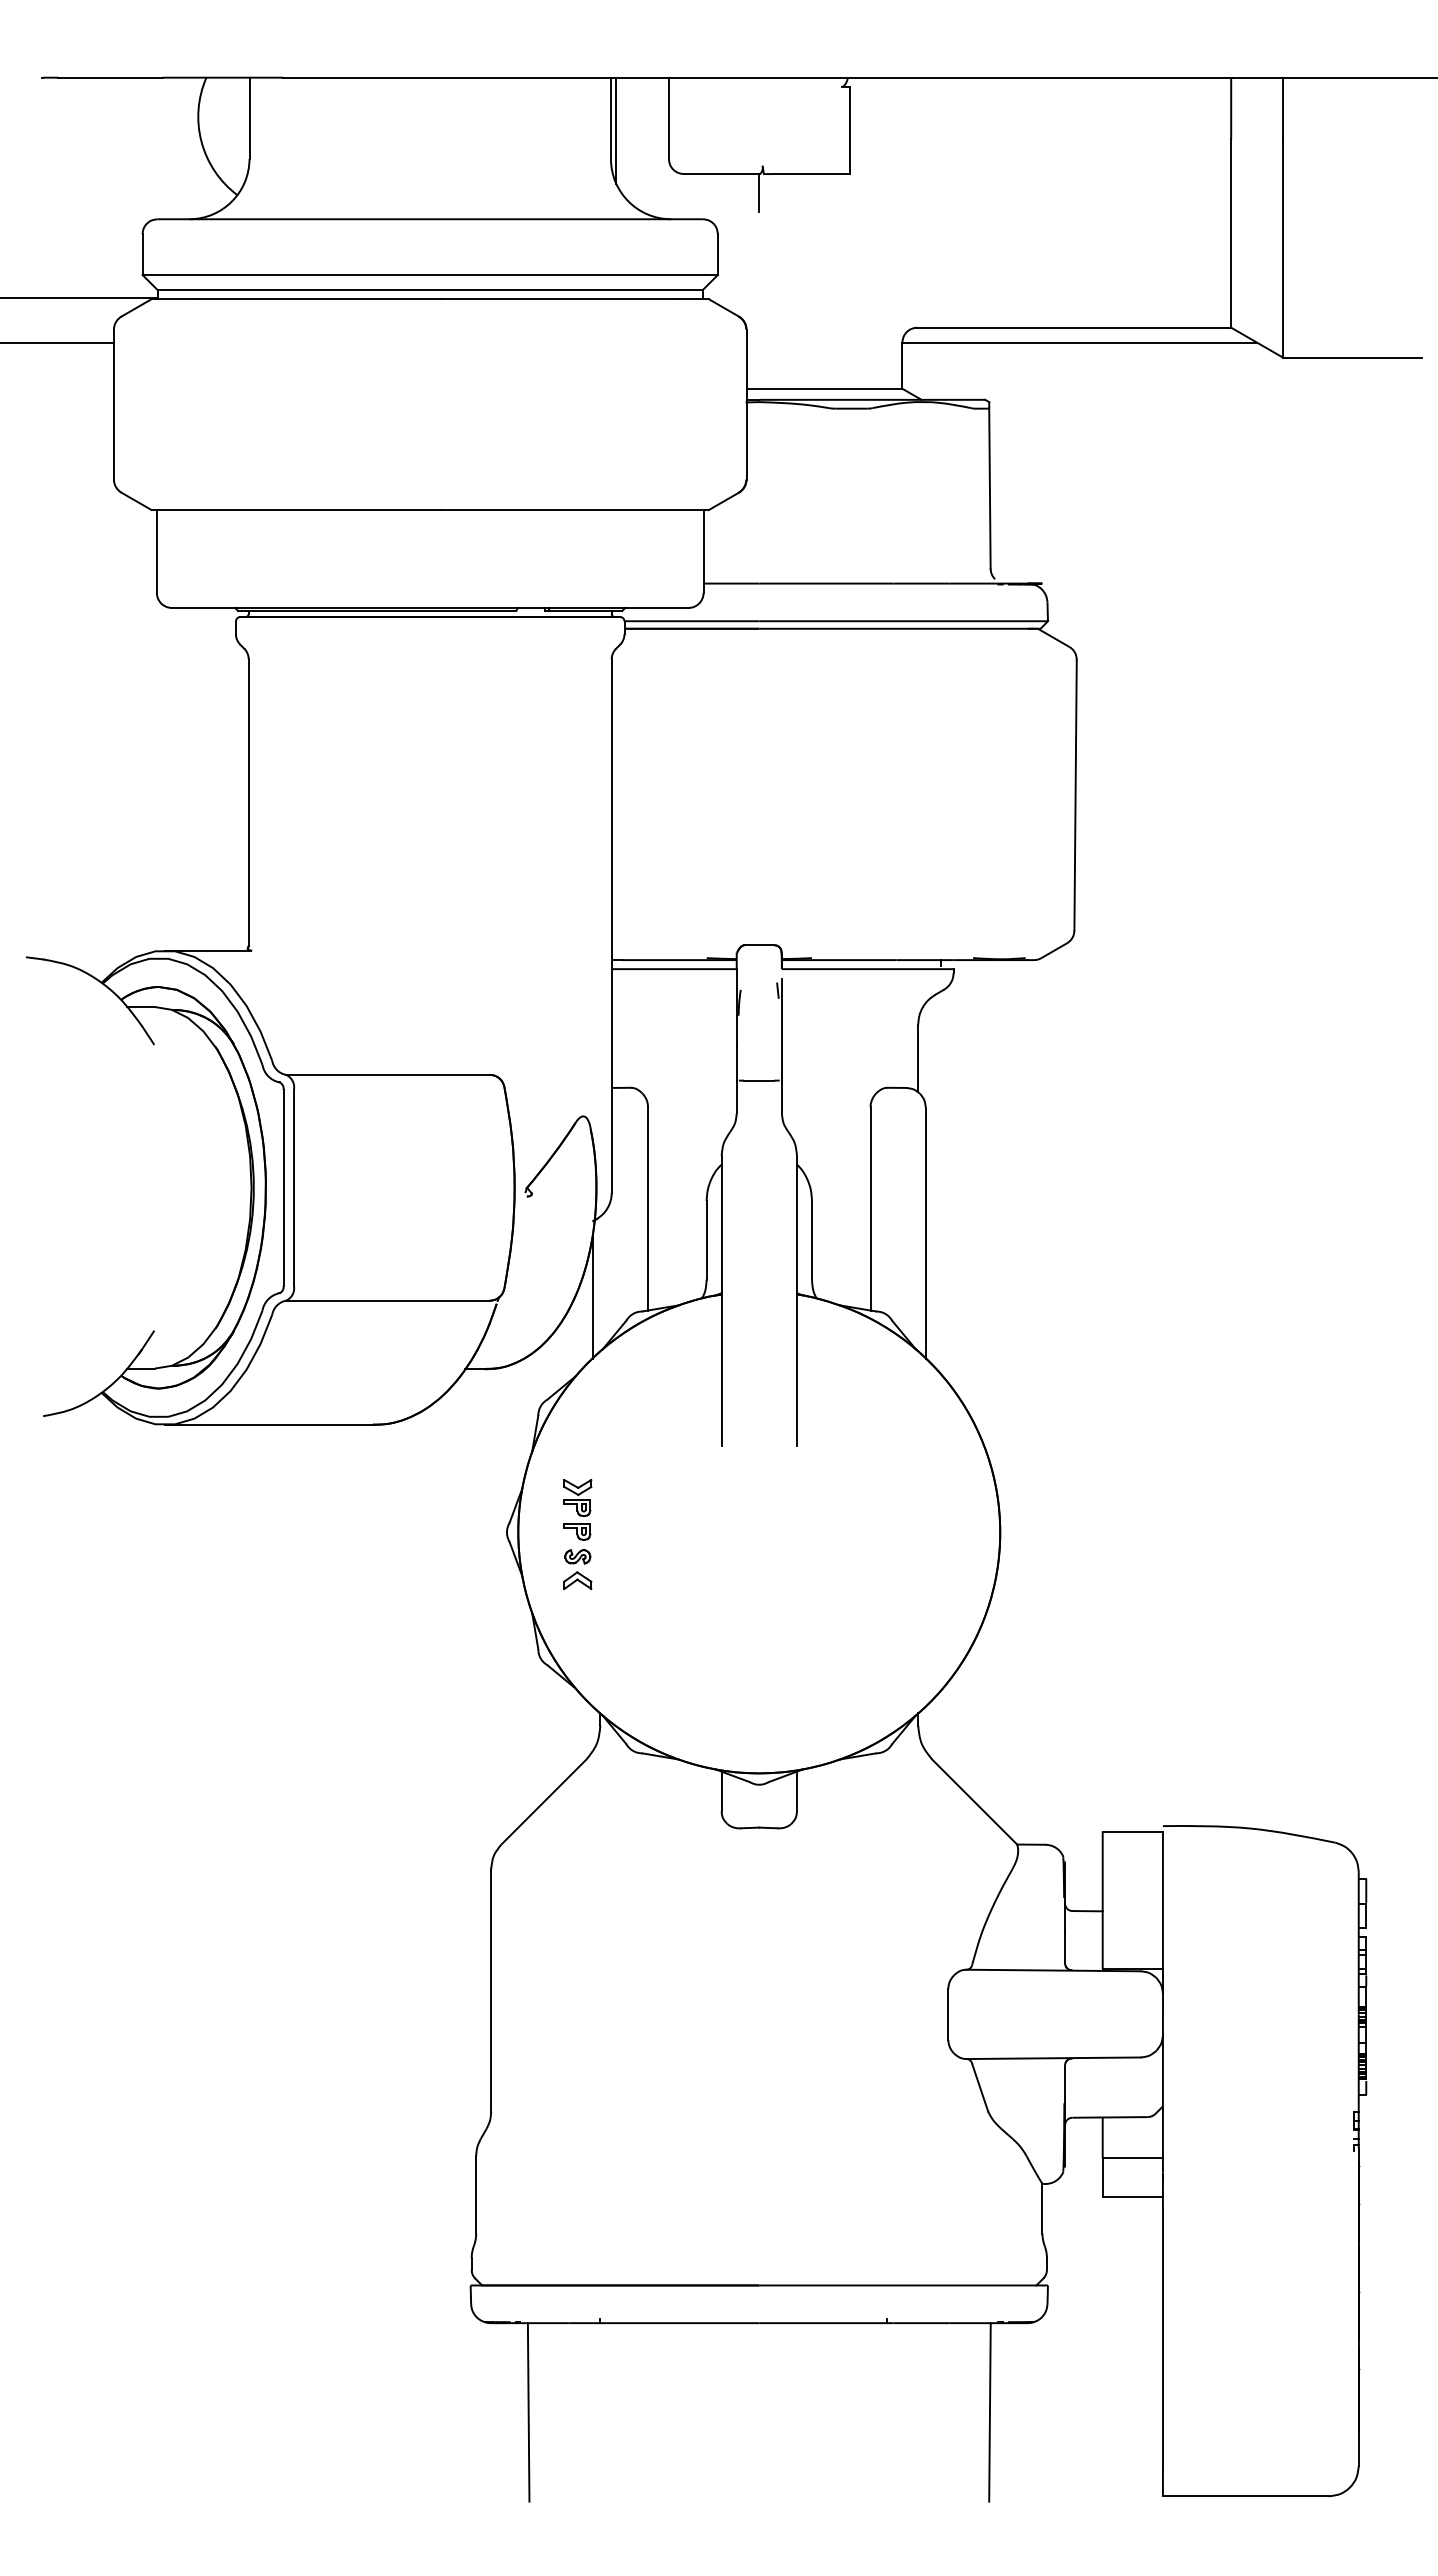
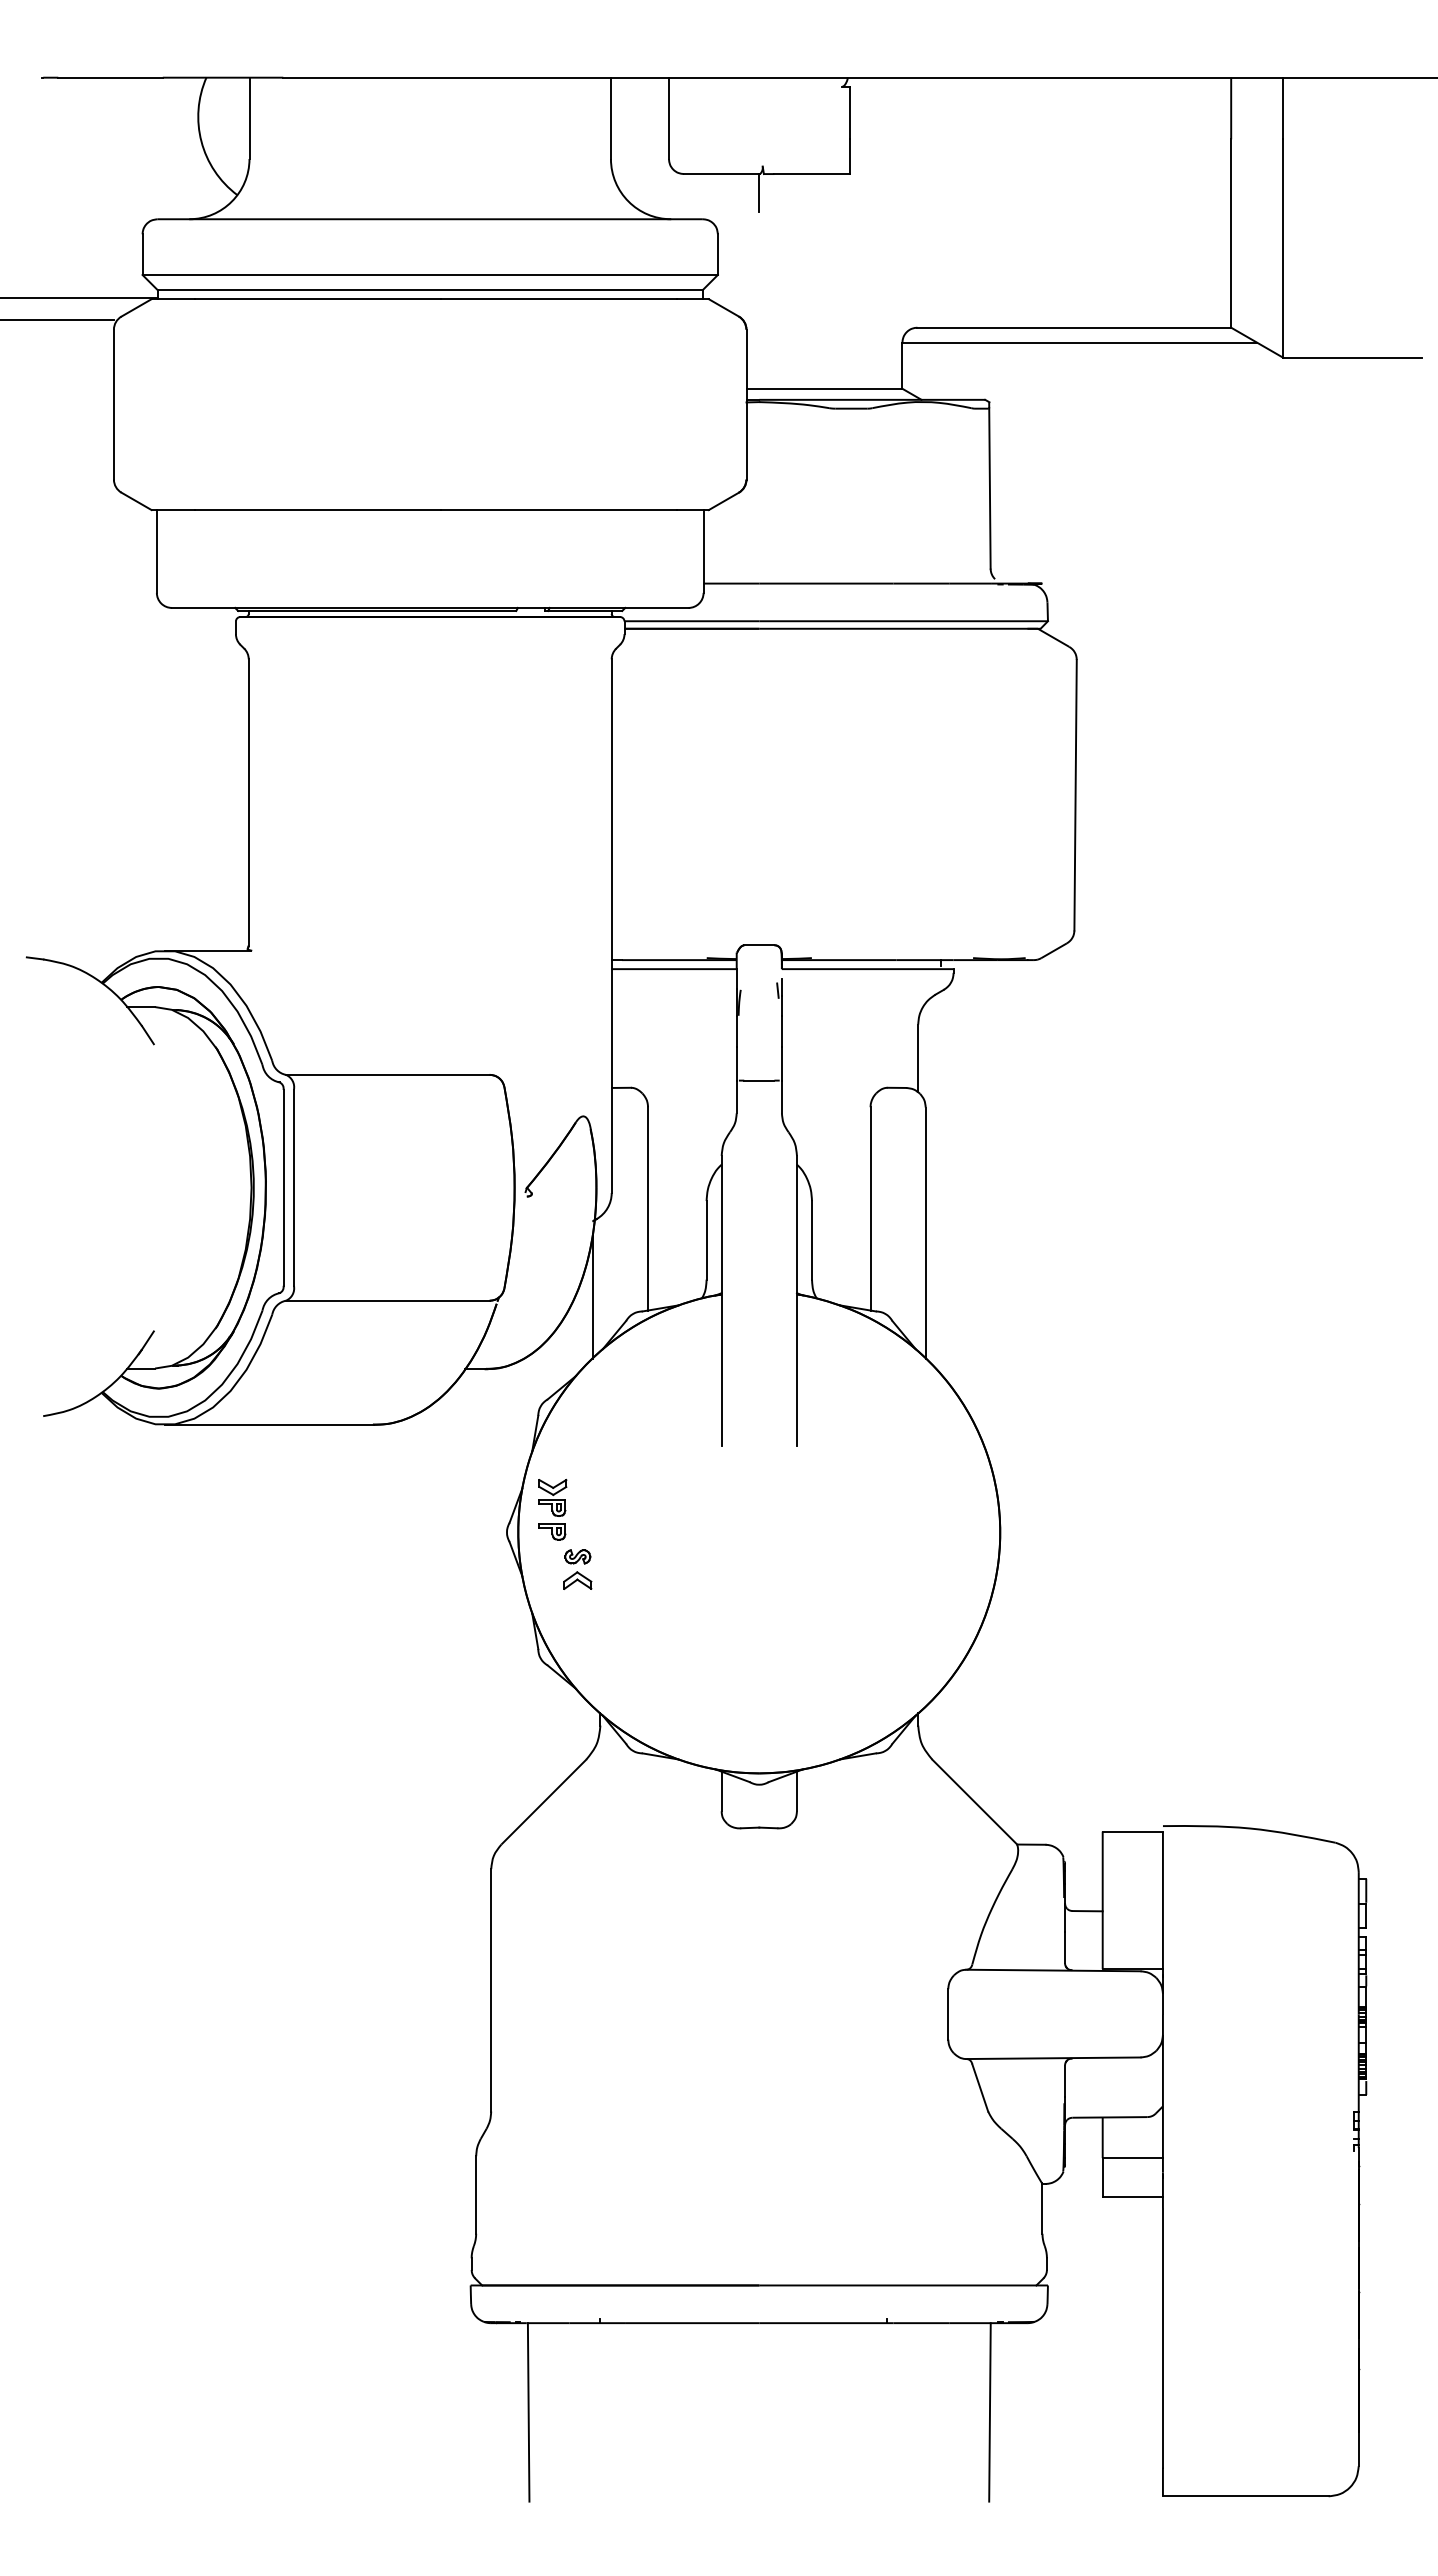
line: present -> none (616, 130)
line position: (57, 342) -> (57, 319) (57, 319)
part position: (577, 1509) -> (552, 1509) (552, 1509)
